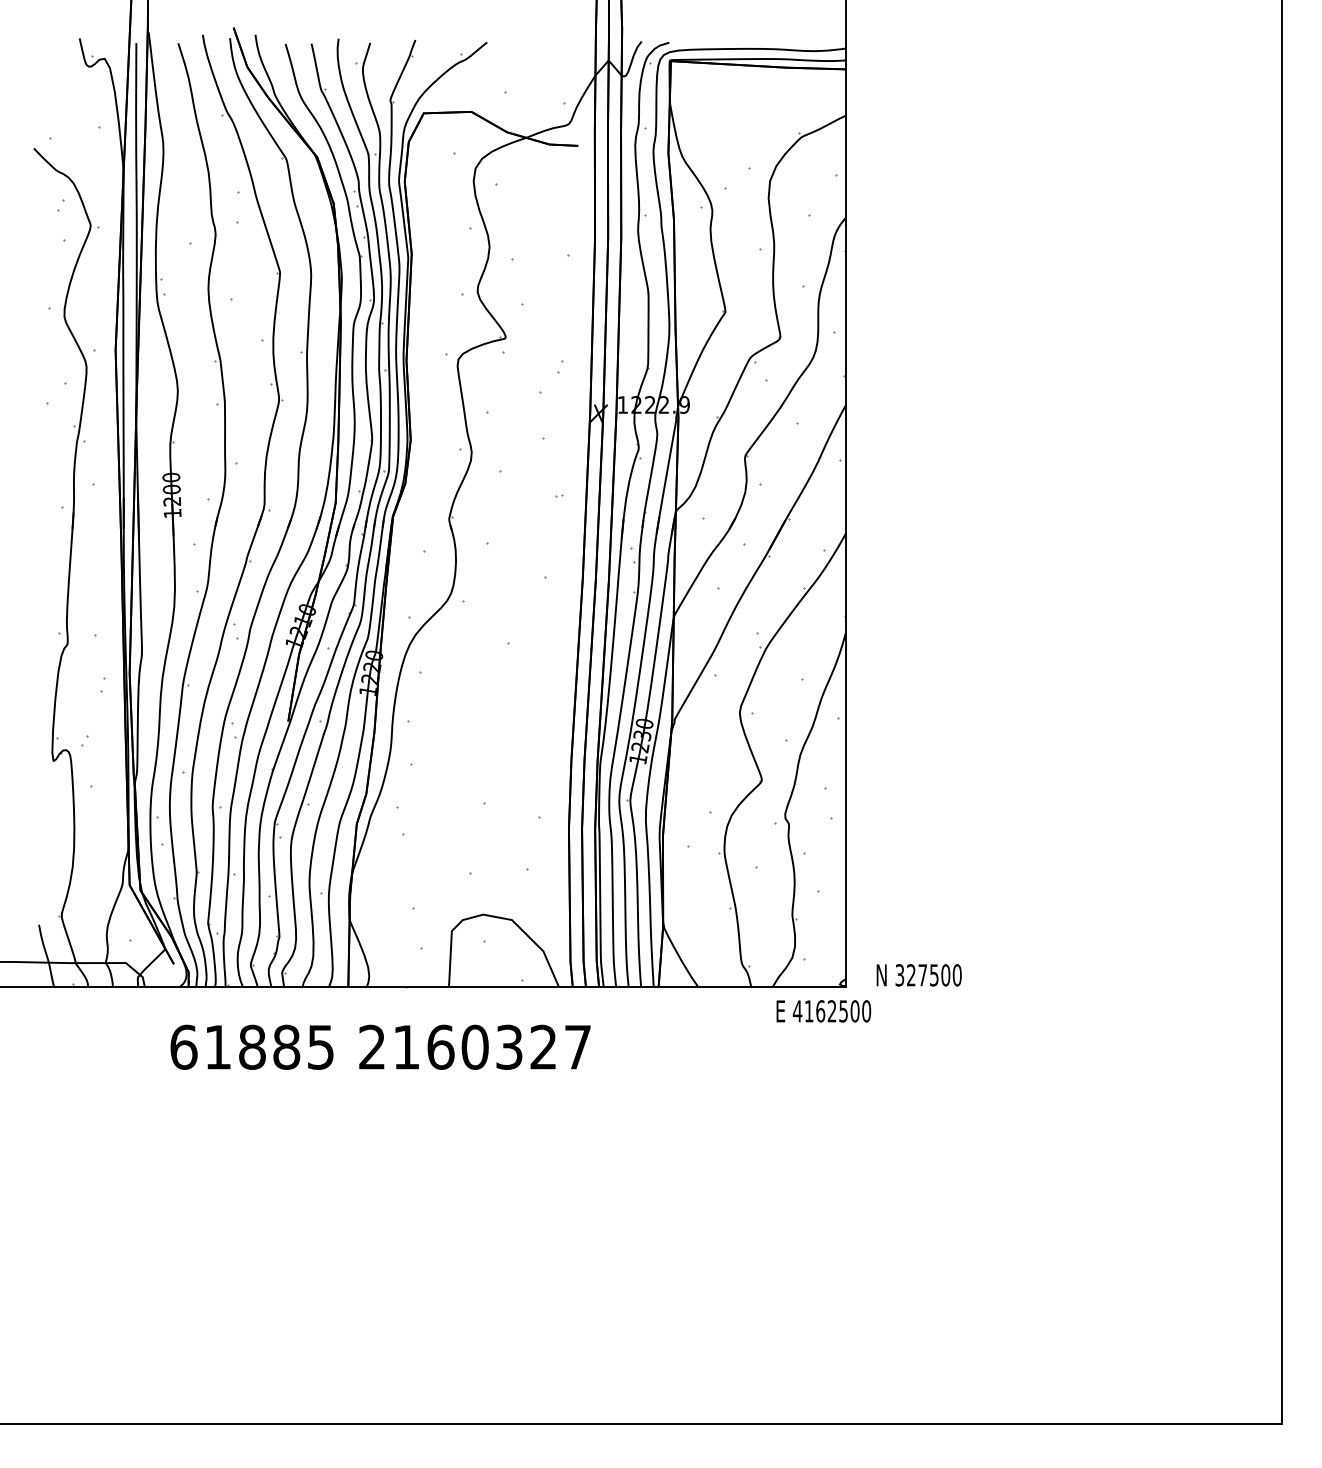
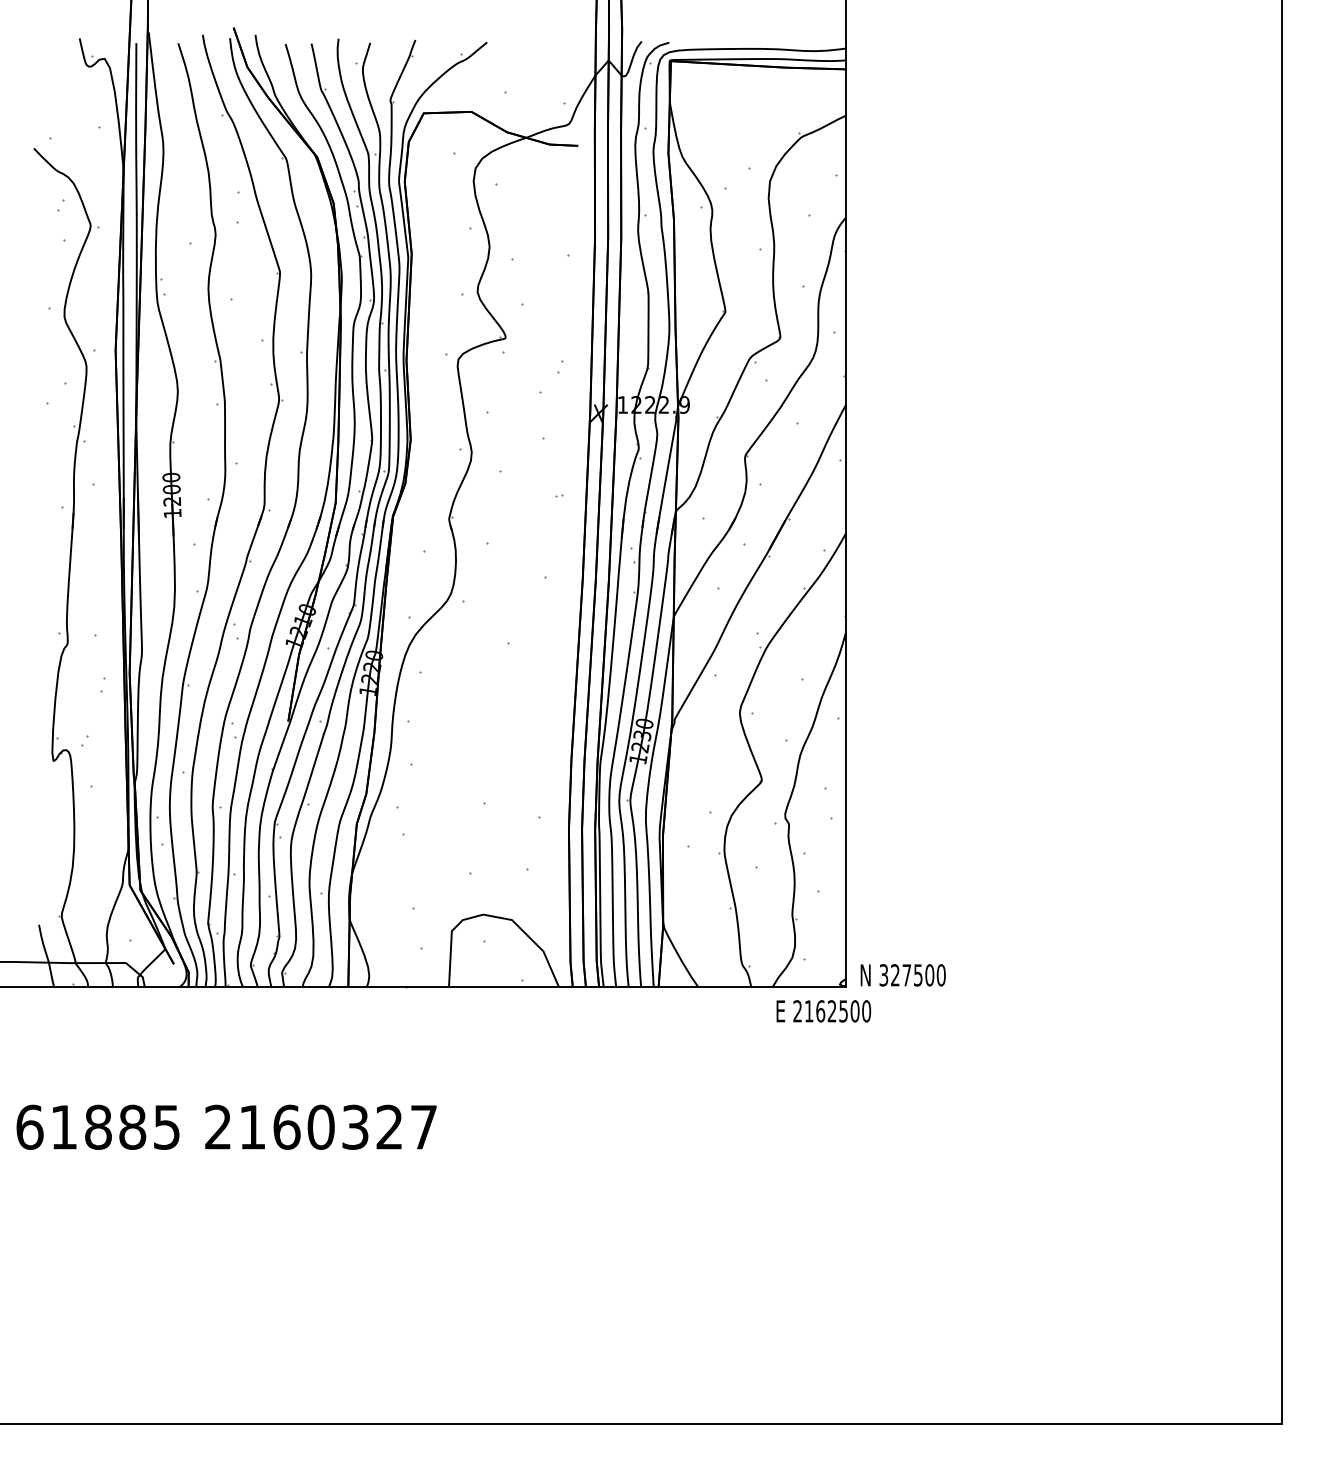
text position: (918, 975) -> (902, 975) (902, 975)
text: 4162500 -> 2162500 (797, 1011)
text position: (380, 1046) -> (226, 1126) (226, 1126)
